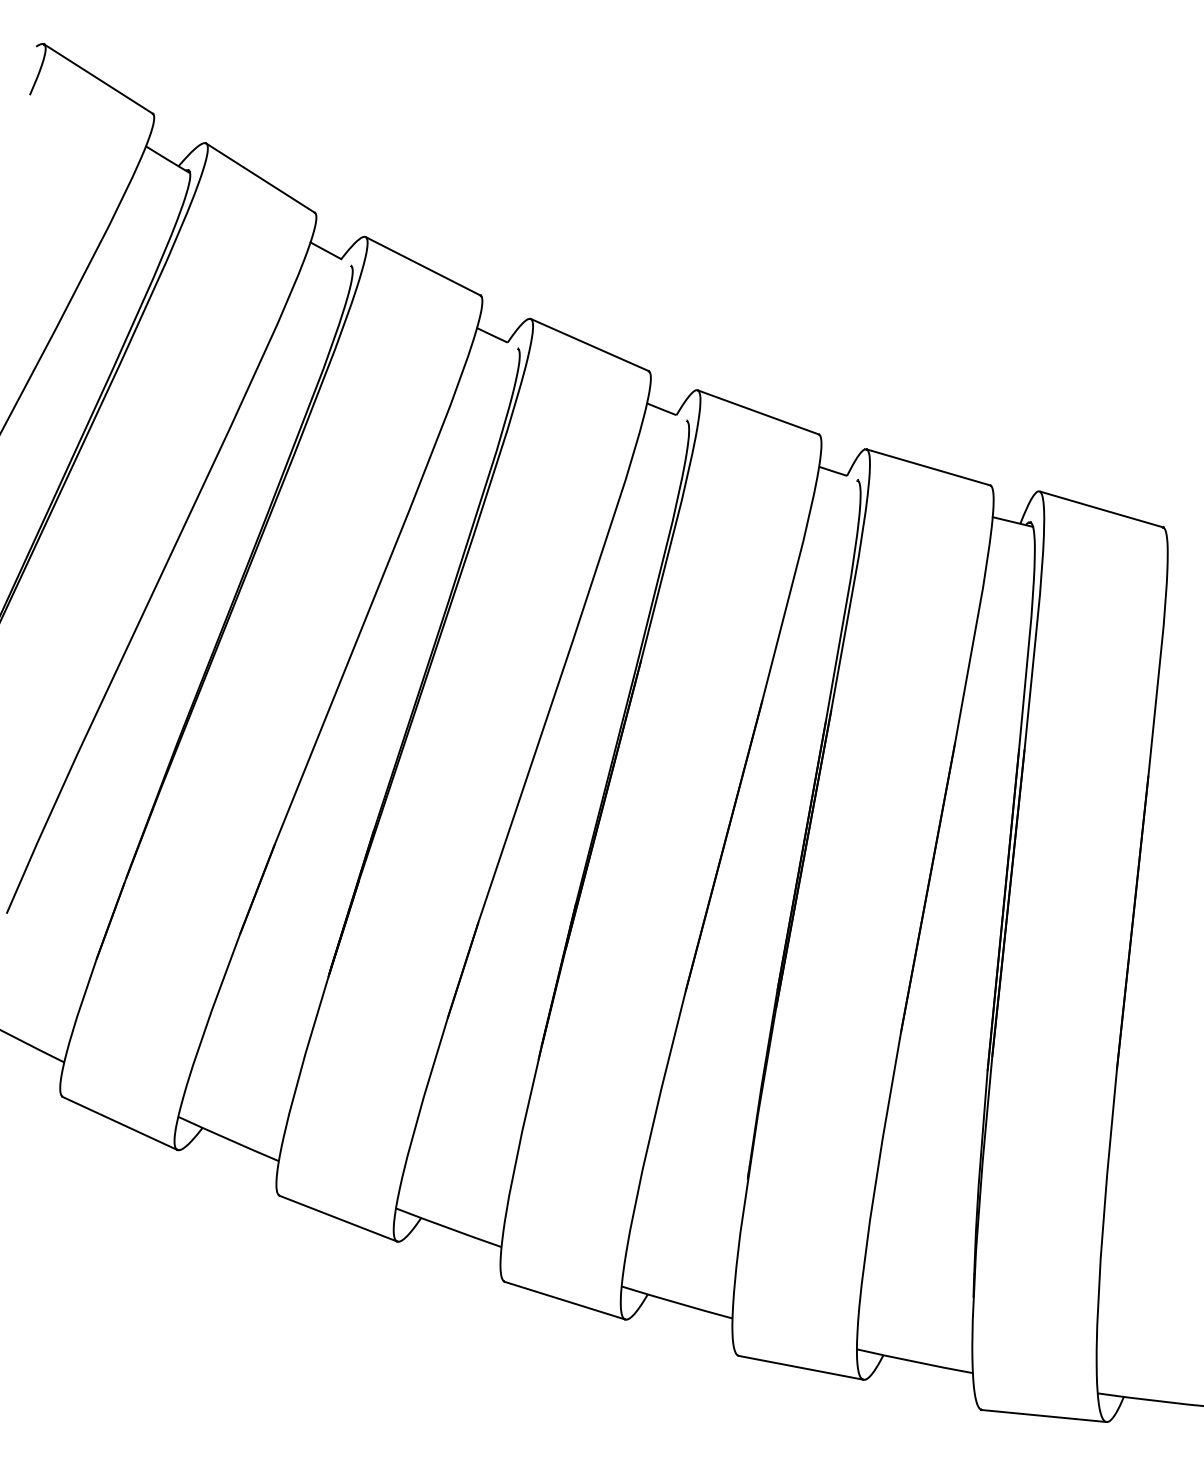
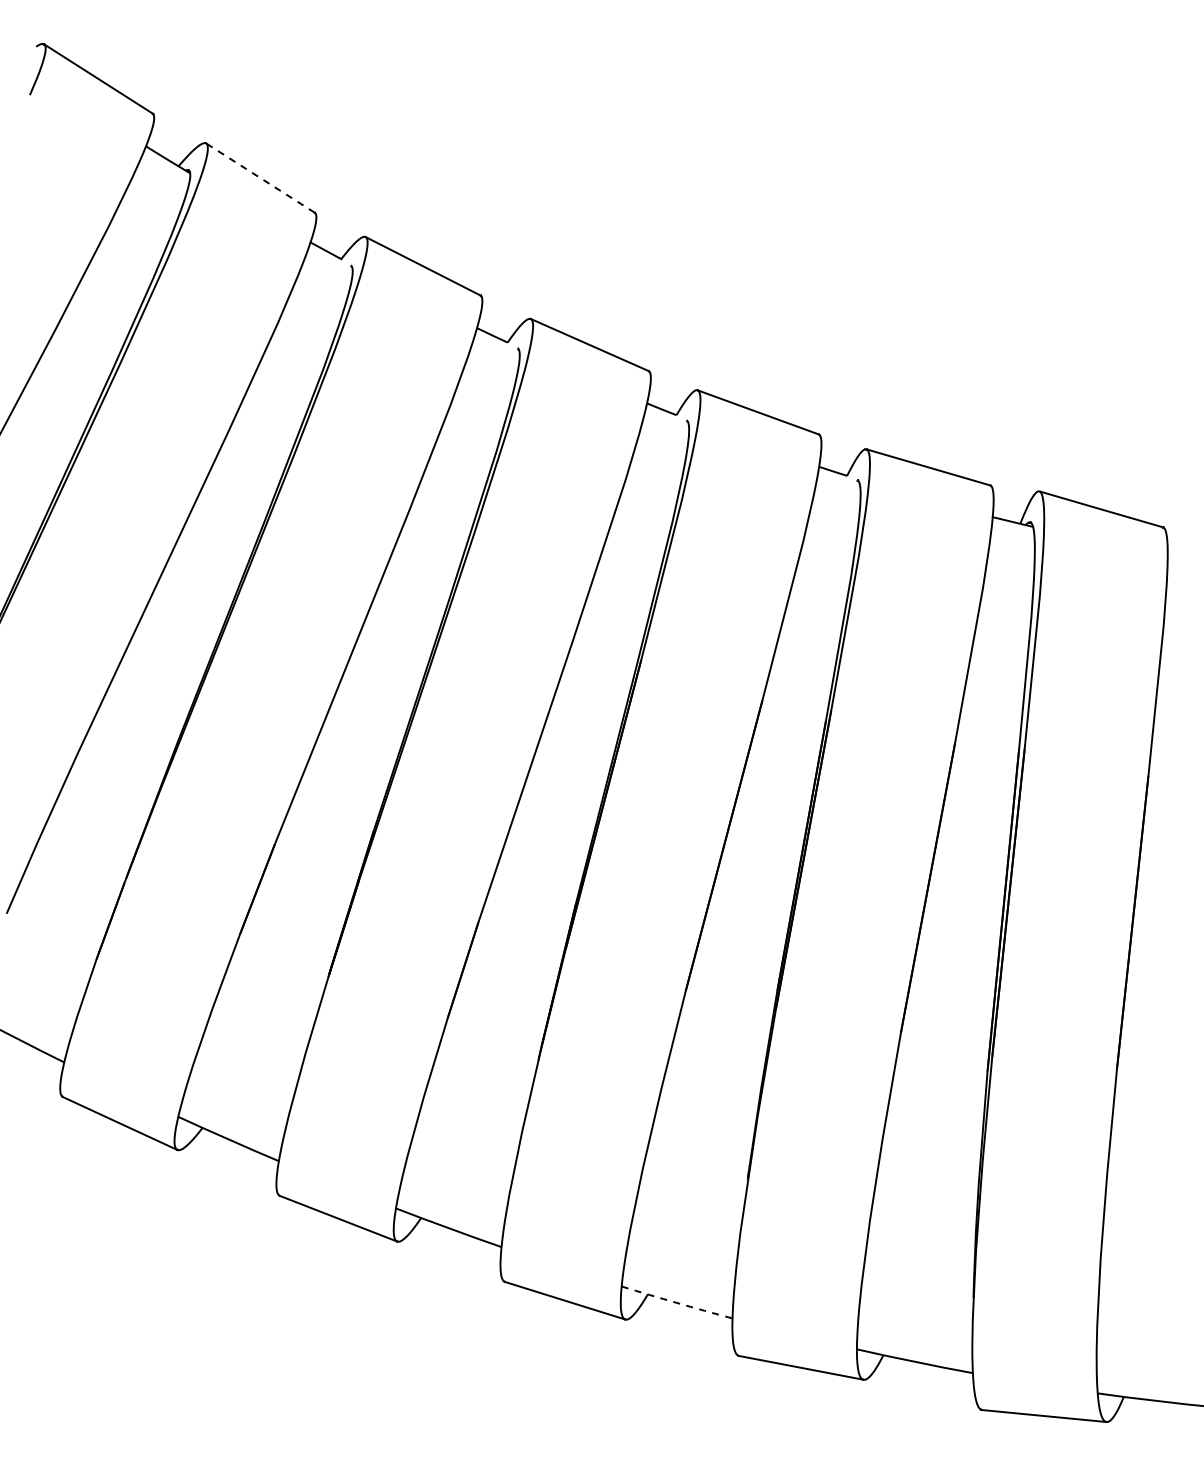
line: solid -> dashed (261, 178)
arc: solid -> dashed (676, 1302)
